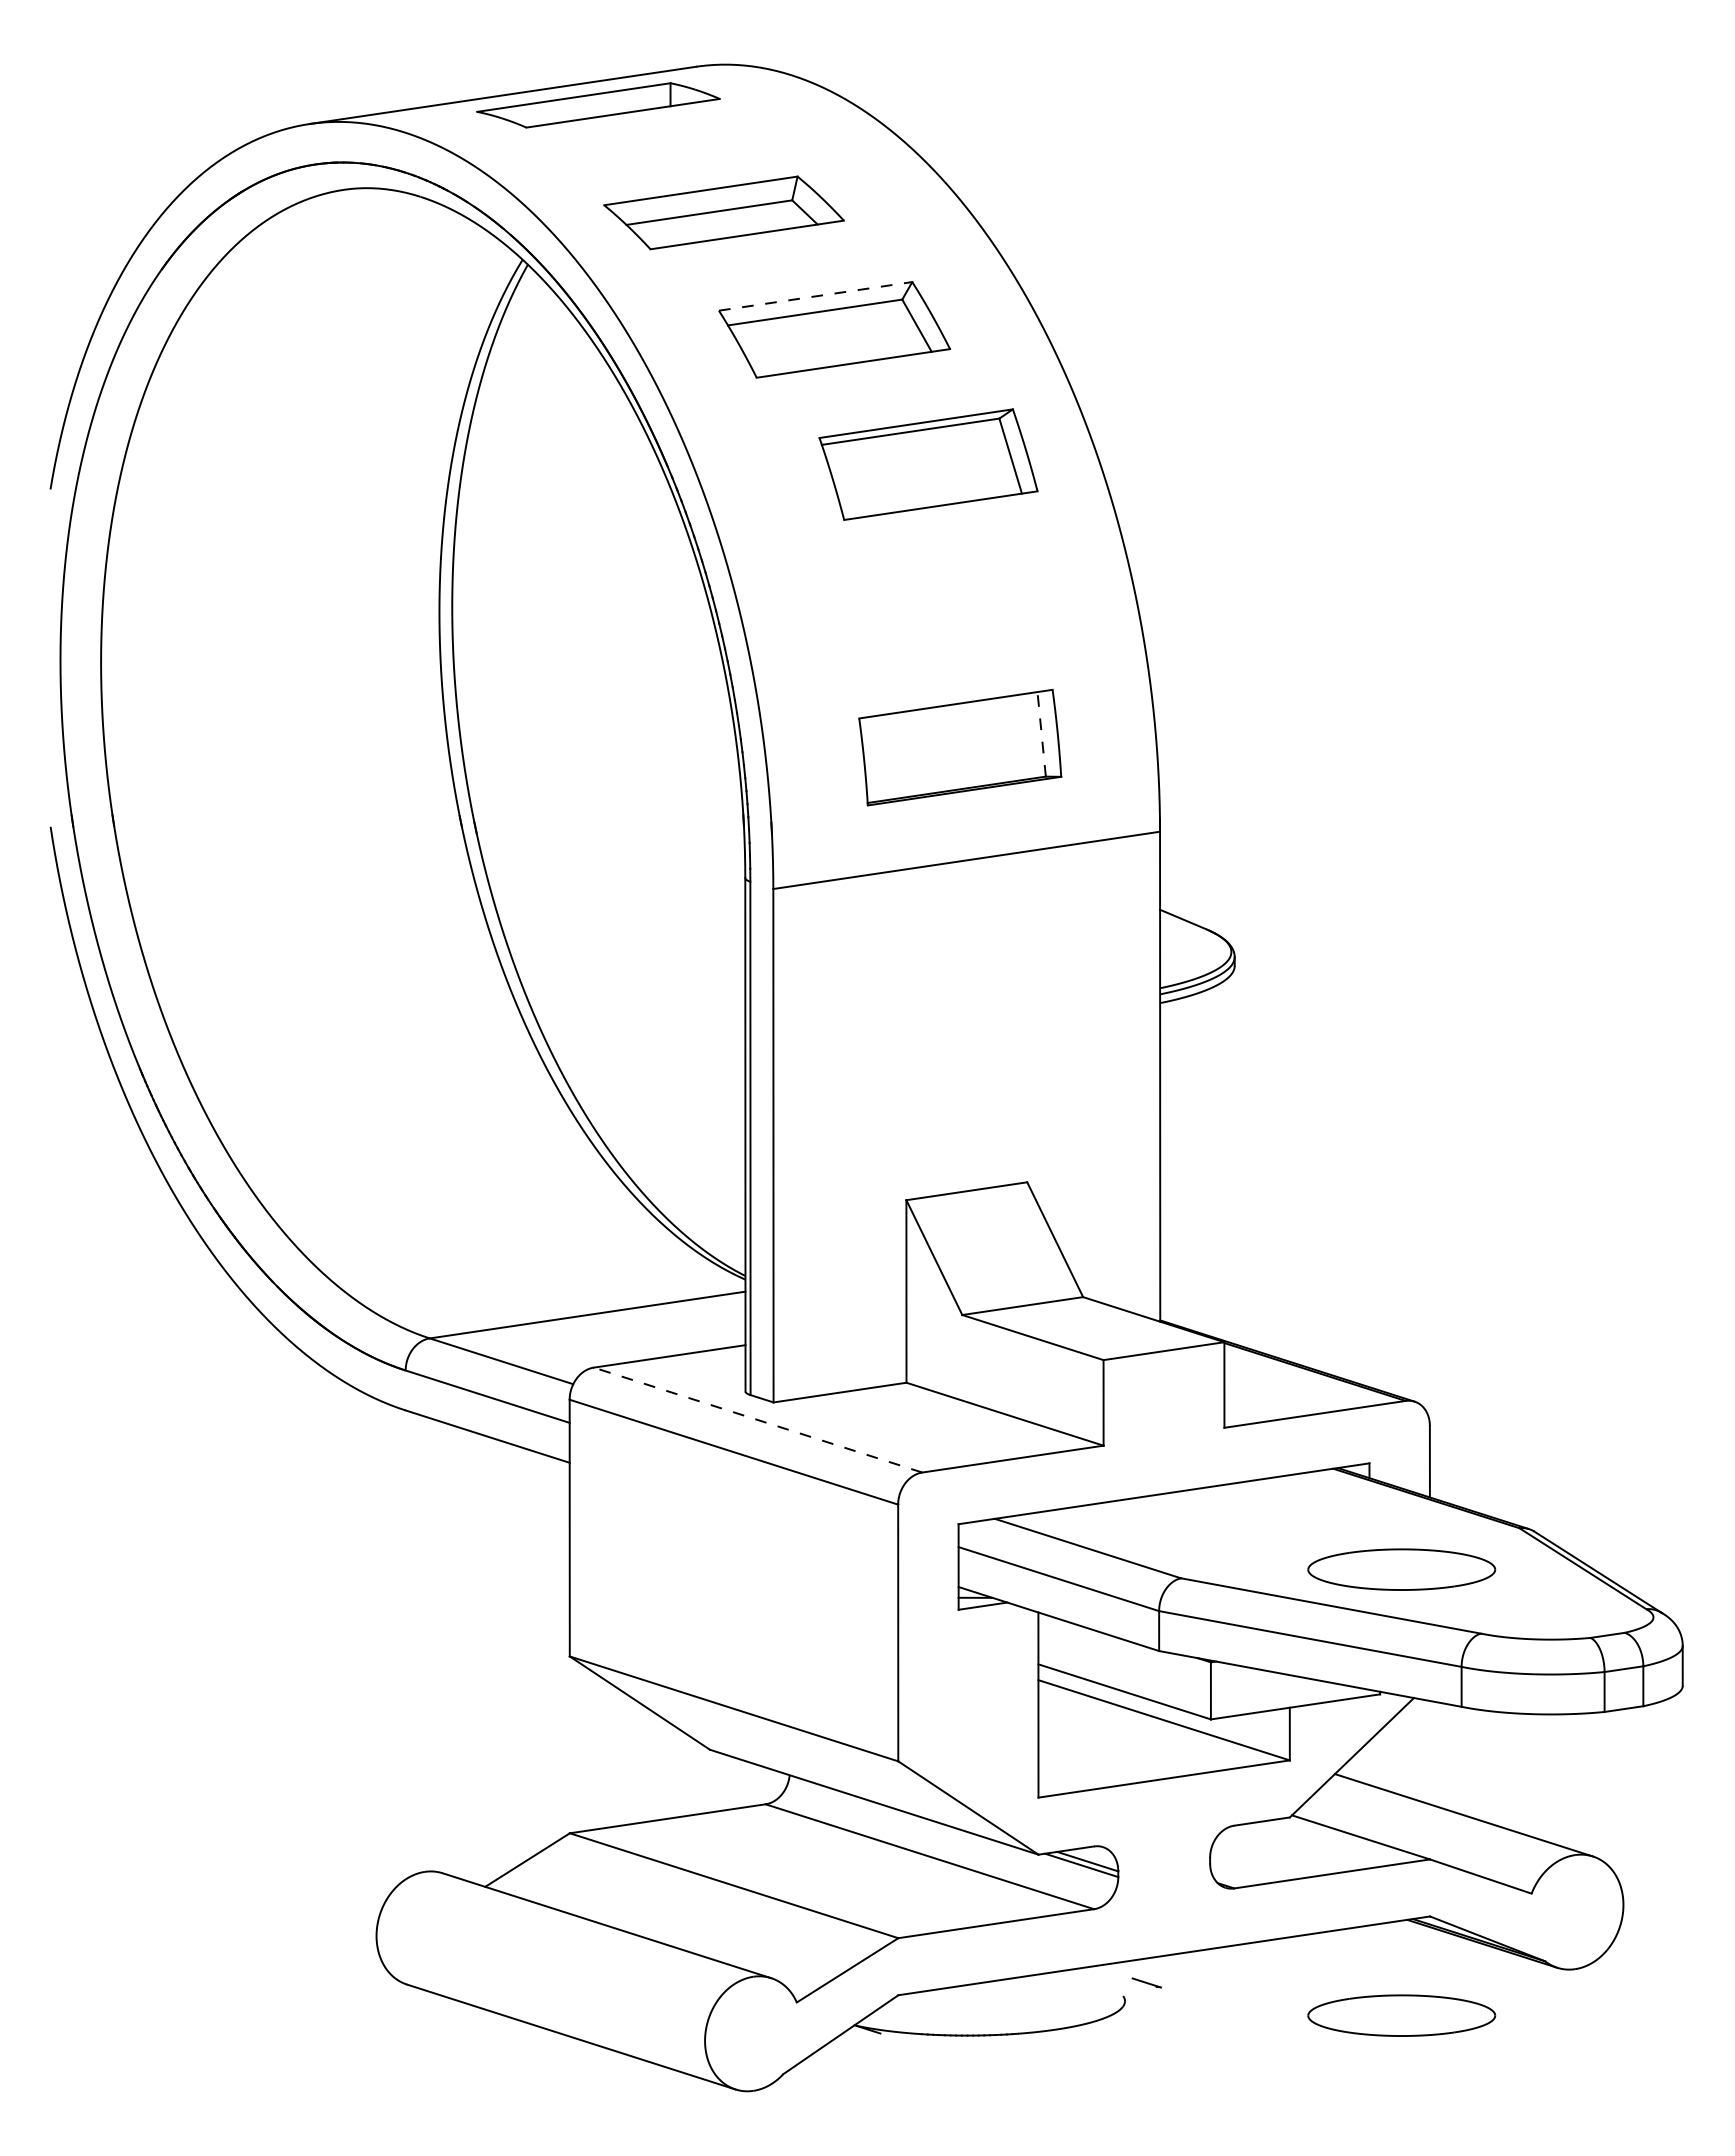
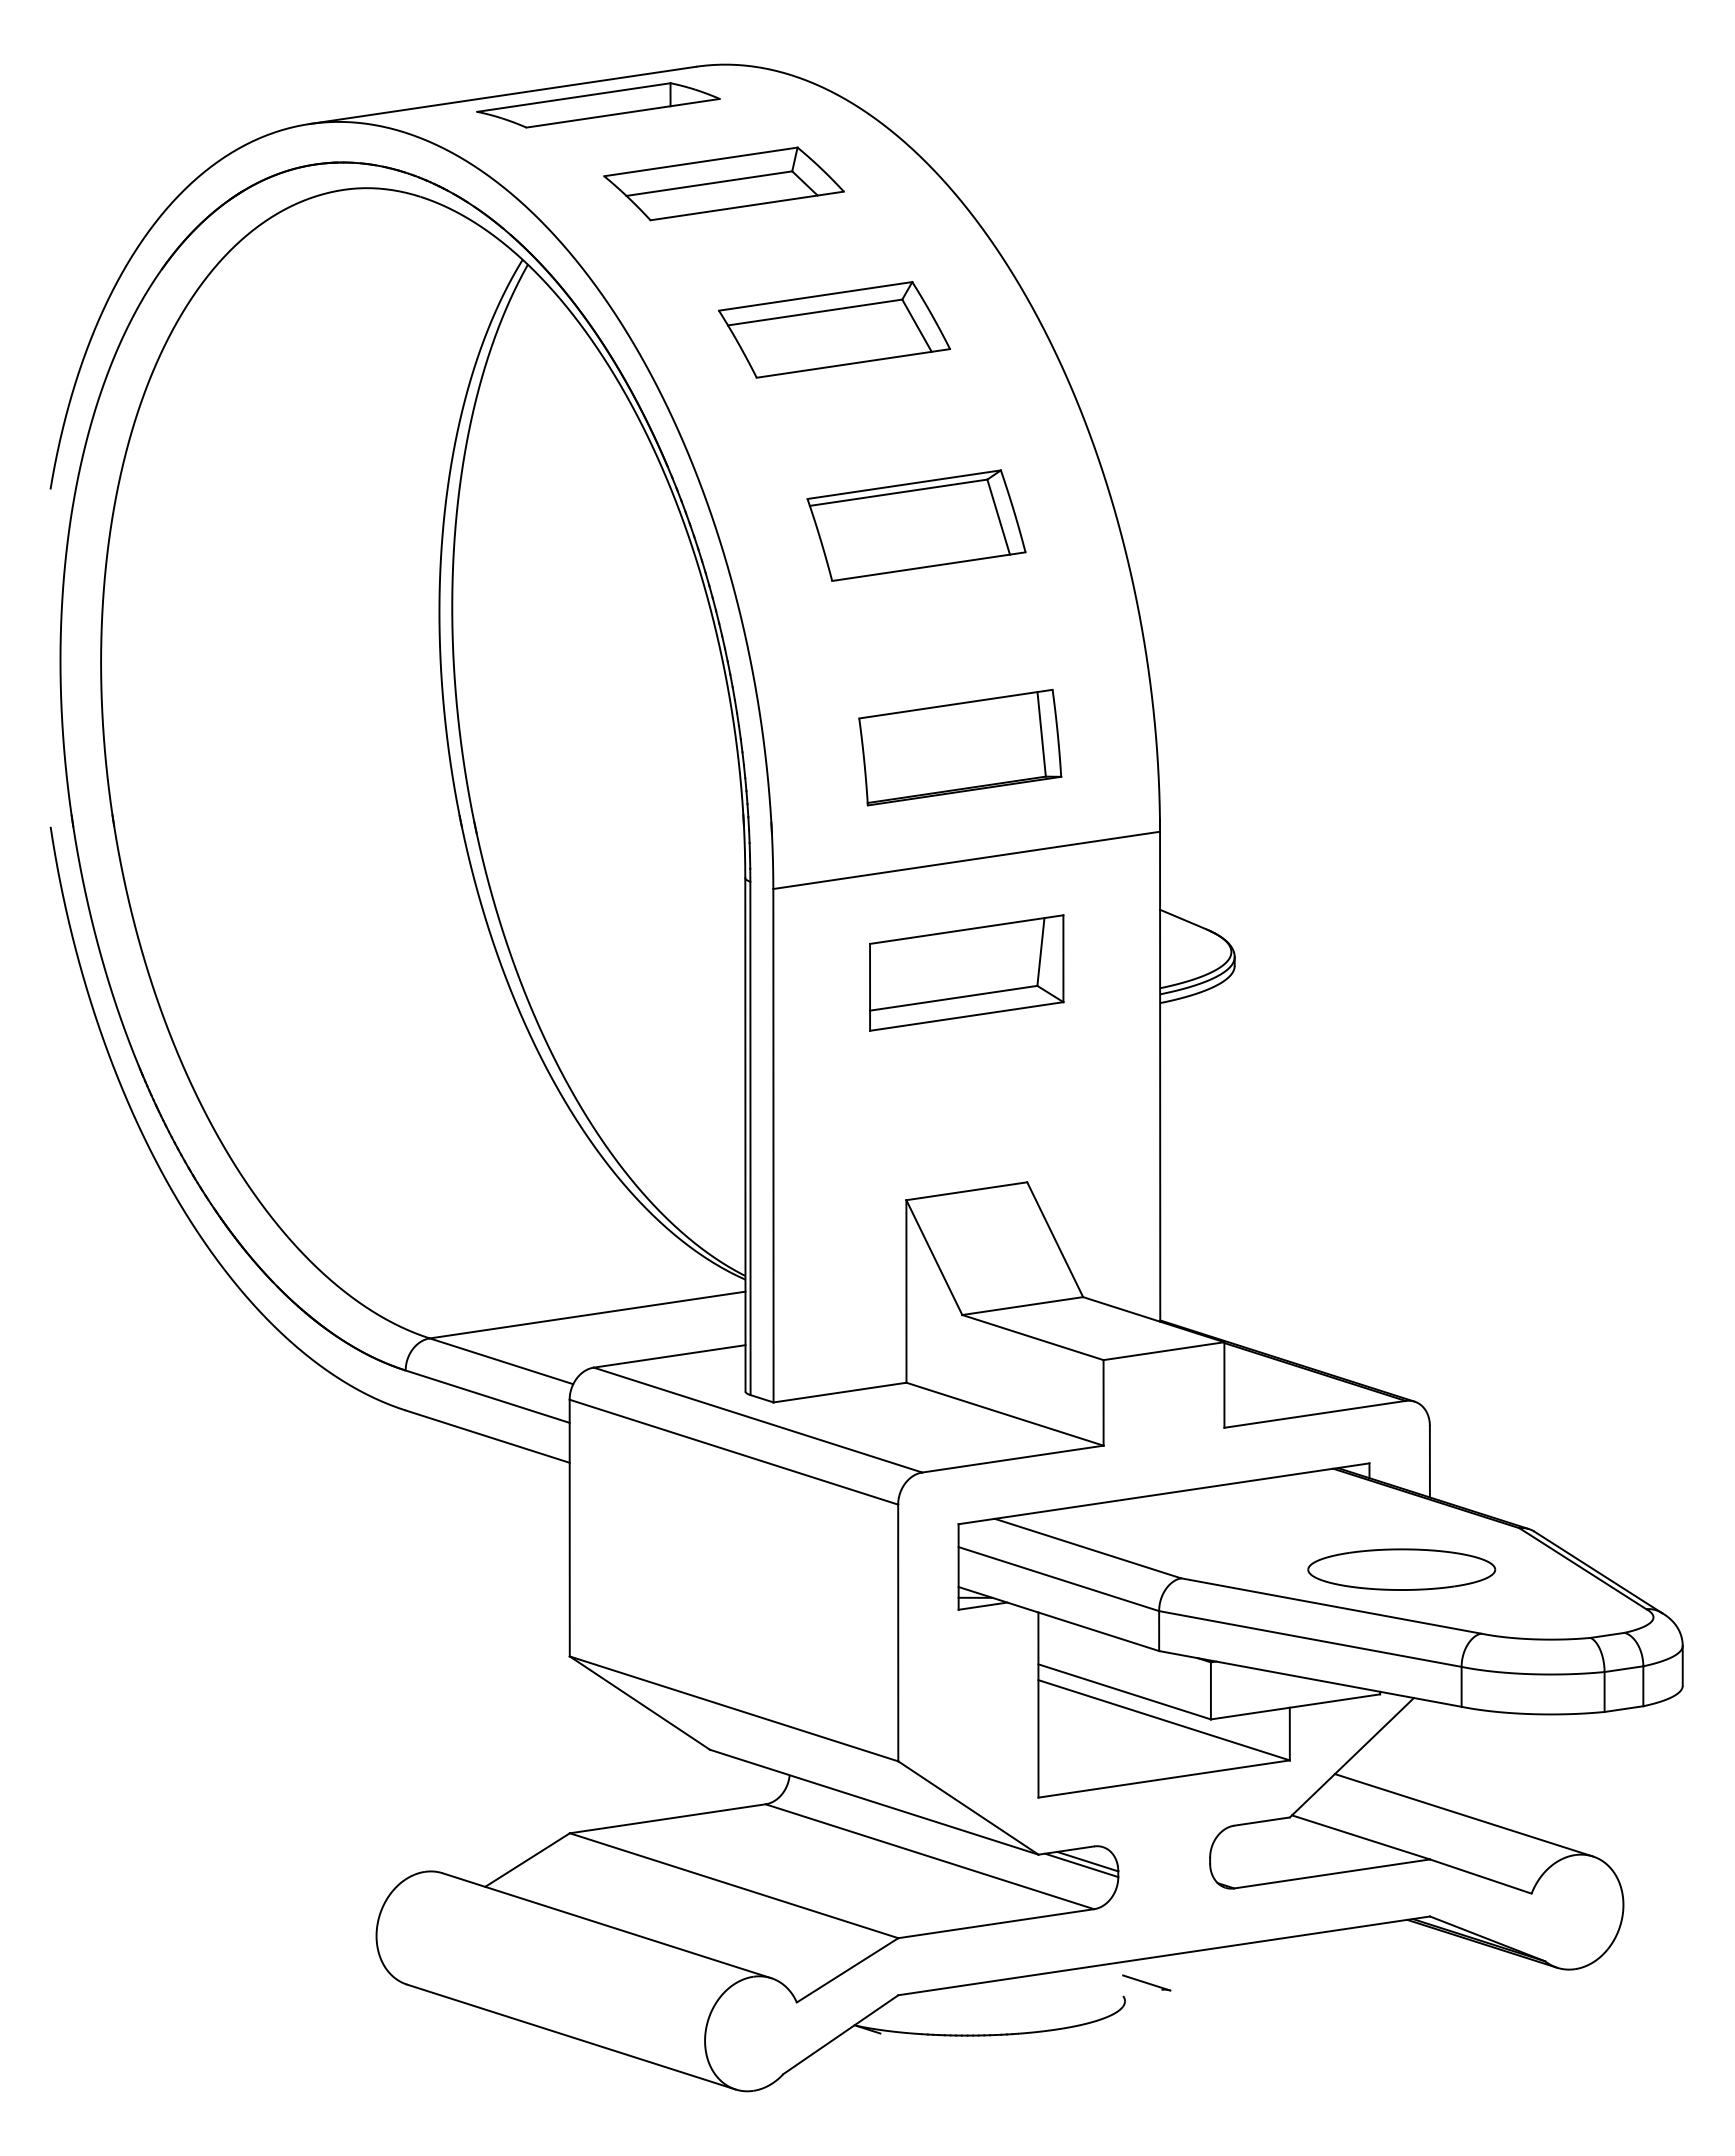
part position: (723, 212) -> (723, 183) (723, 183)
line: dashed -> solid (815, 296)
part position: (928, 464) -> (916, 525) (916, 525)
line: dashed -> solid (1041, 733)
part: none -> present (966, 972)
line: dashed -> solid (757, 1419)
part size: 31x12 px -> 50x18 px (1146, 1982)
part: present -> none (1401, 2015)
